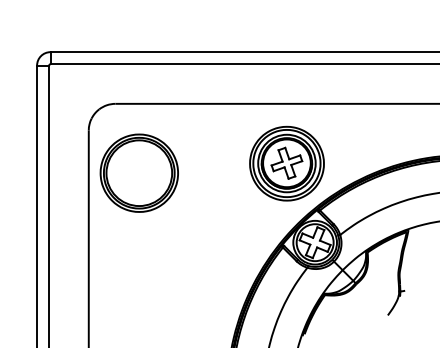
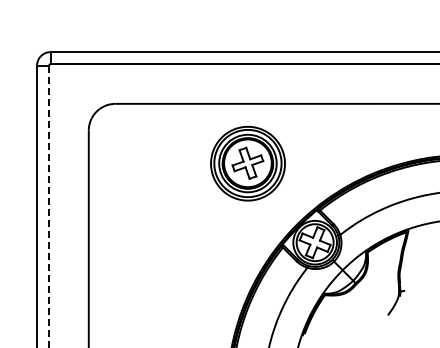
part position: (286, 163) -> (247, 163) (247, 163)
part: present -> none (138, 172)
line: solid -> dashed (49, 206)
